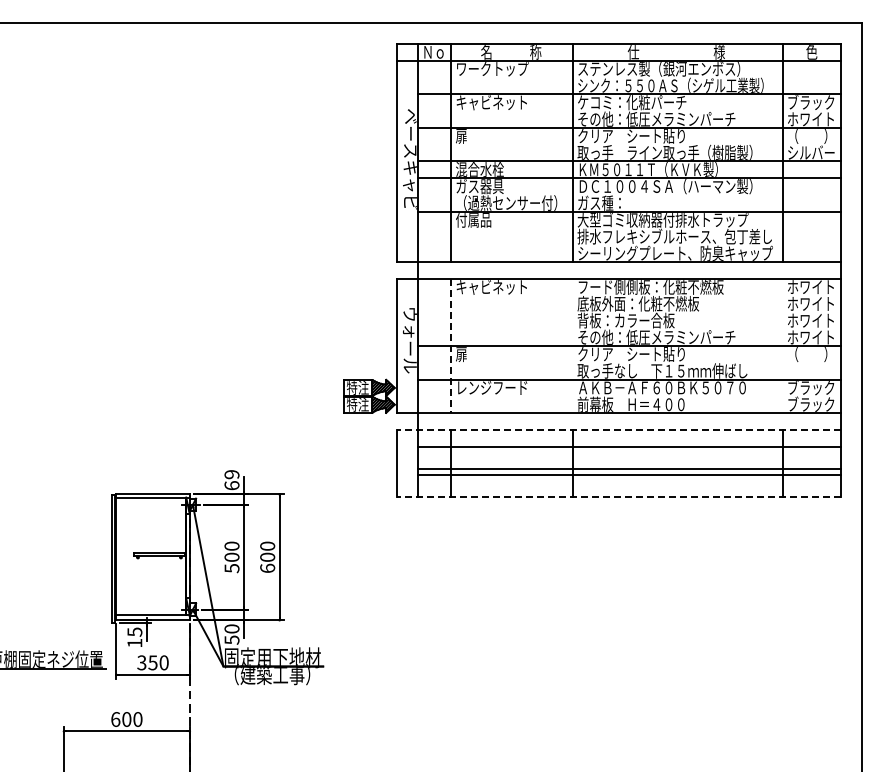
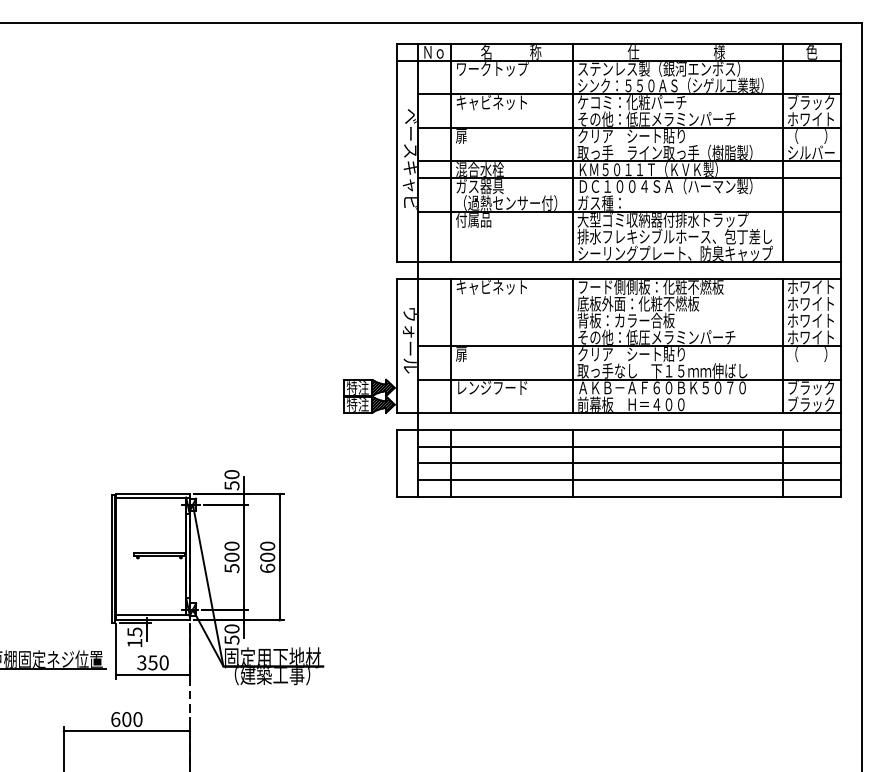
line: none -> present (572, 345)
line: none -> present (782, 345)
line: dashed -> solid (451, 346)
line: dashed -> solid (618, 429)
line position: (629, 469) -> (629, 463) (629, 463)
line position: (629, 475) -> (629, 480) (629, 480)
text: 69 -> 50 (231, 480)
line: dashed -> solid (618, 497)
